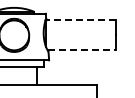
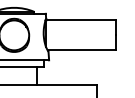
line: dashed -> solid (81, 20)
line: dashed -> solid (82, 50)
